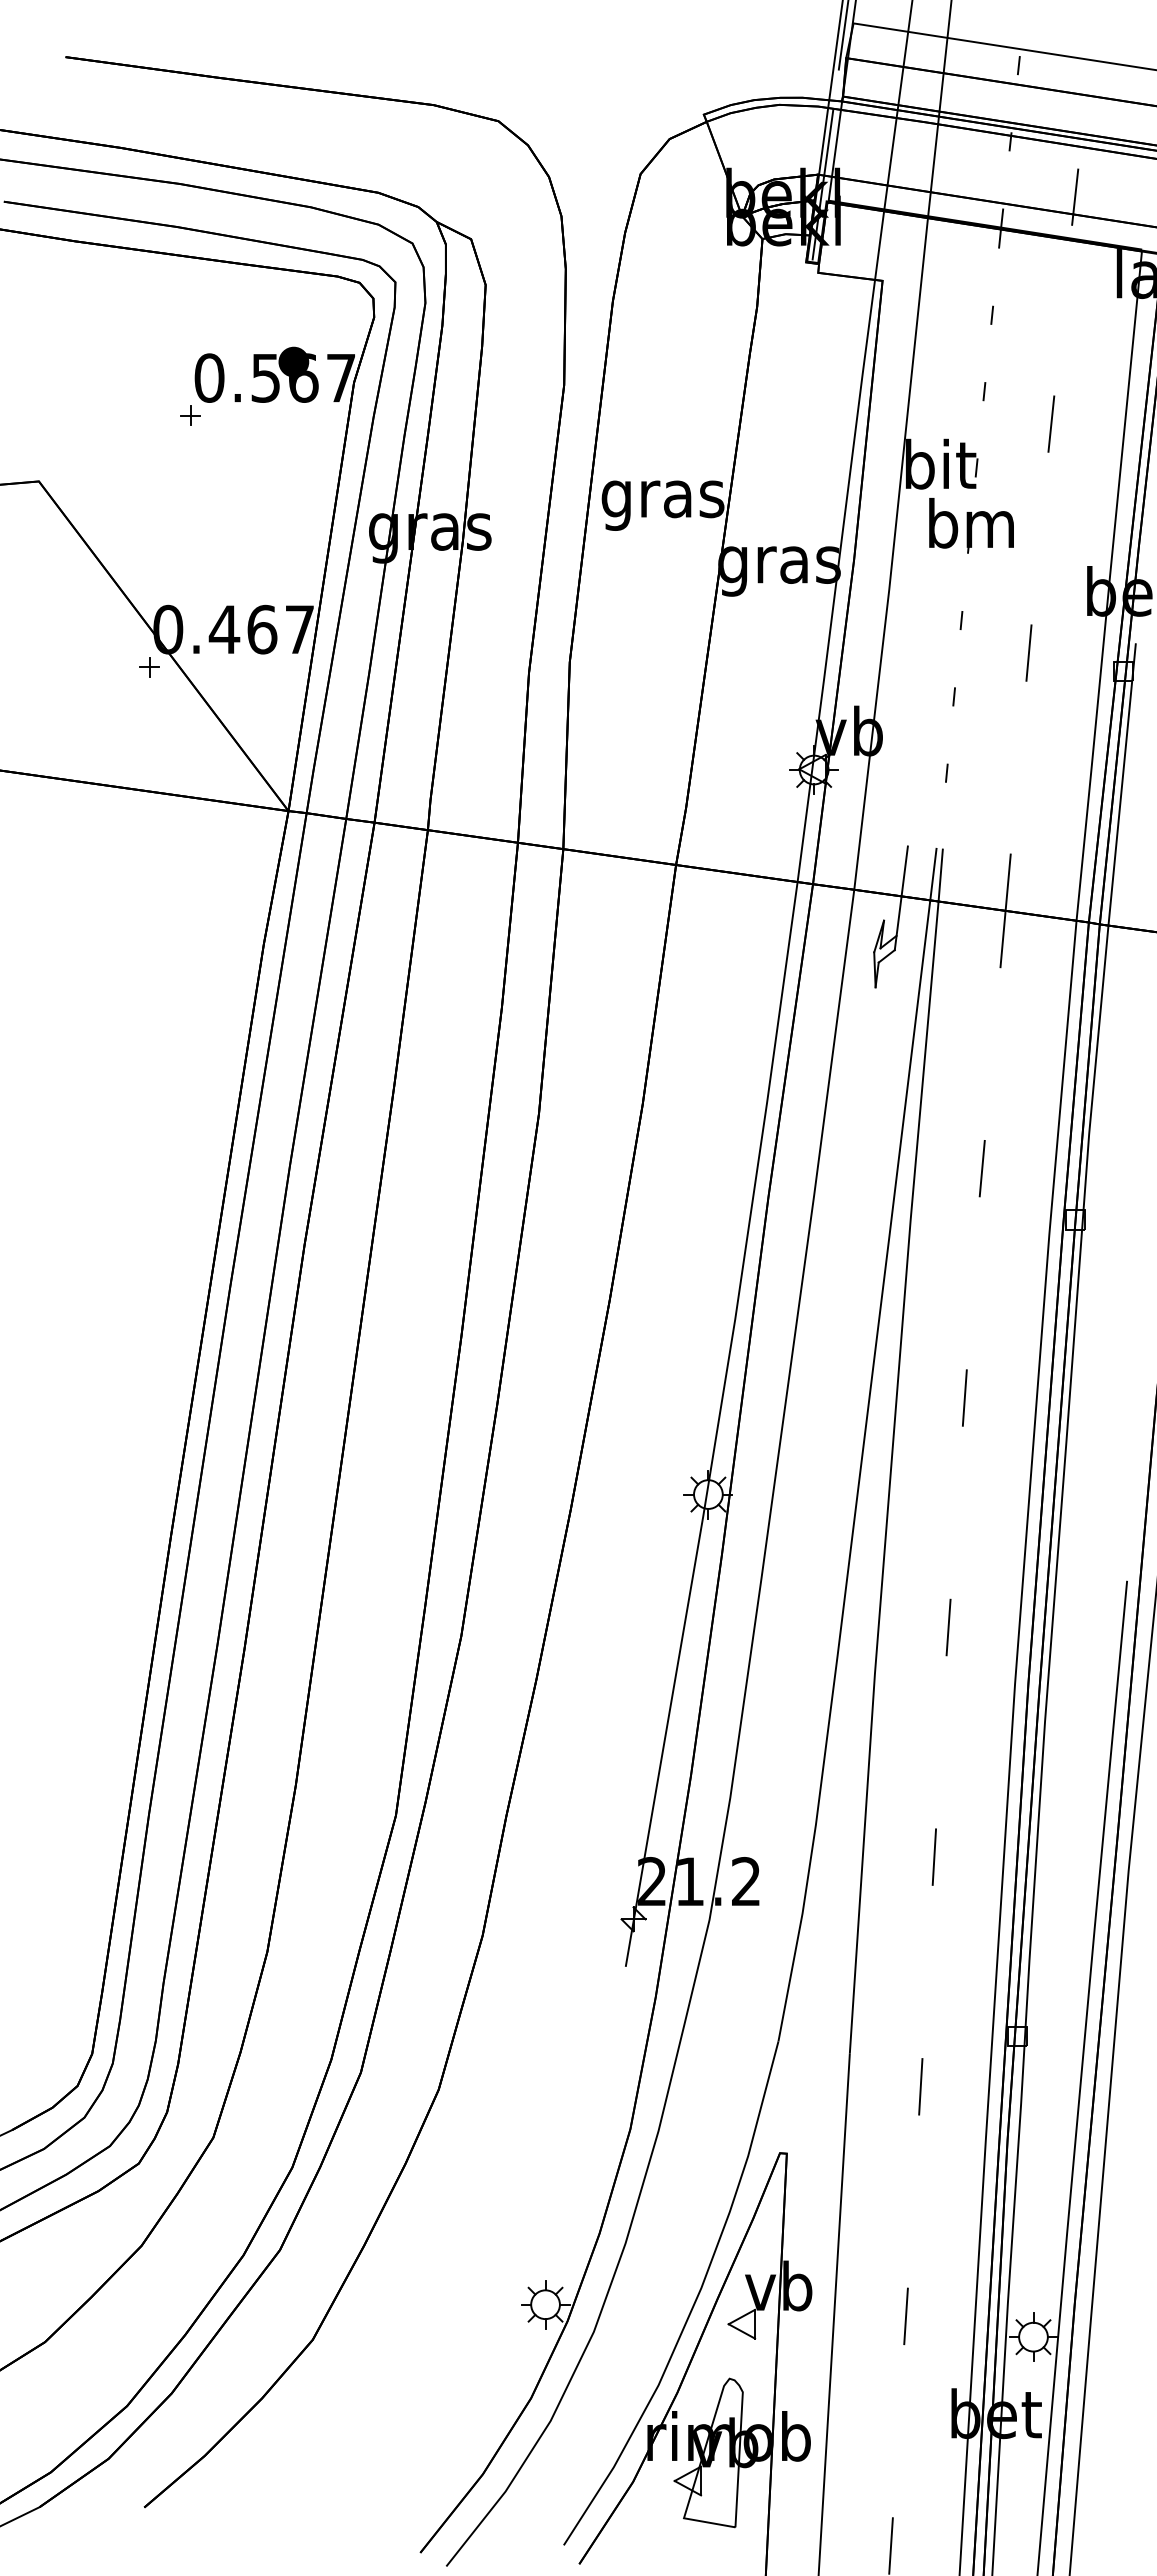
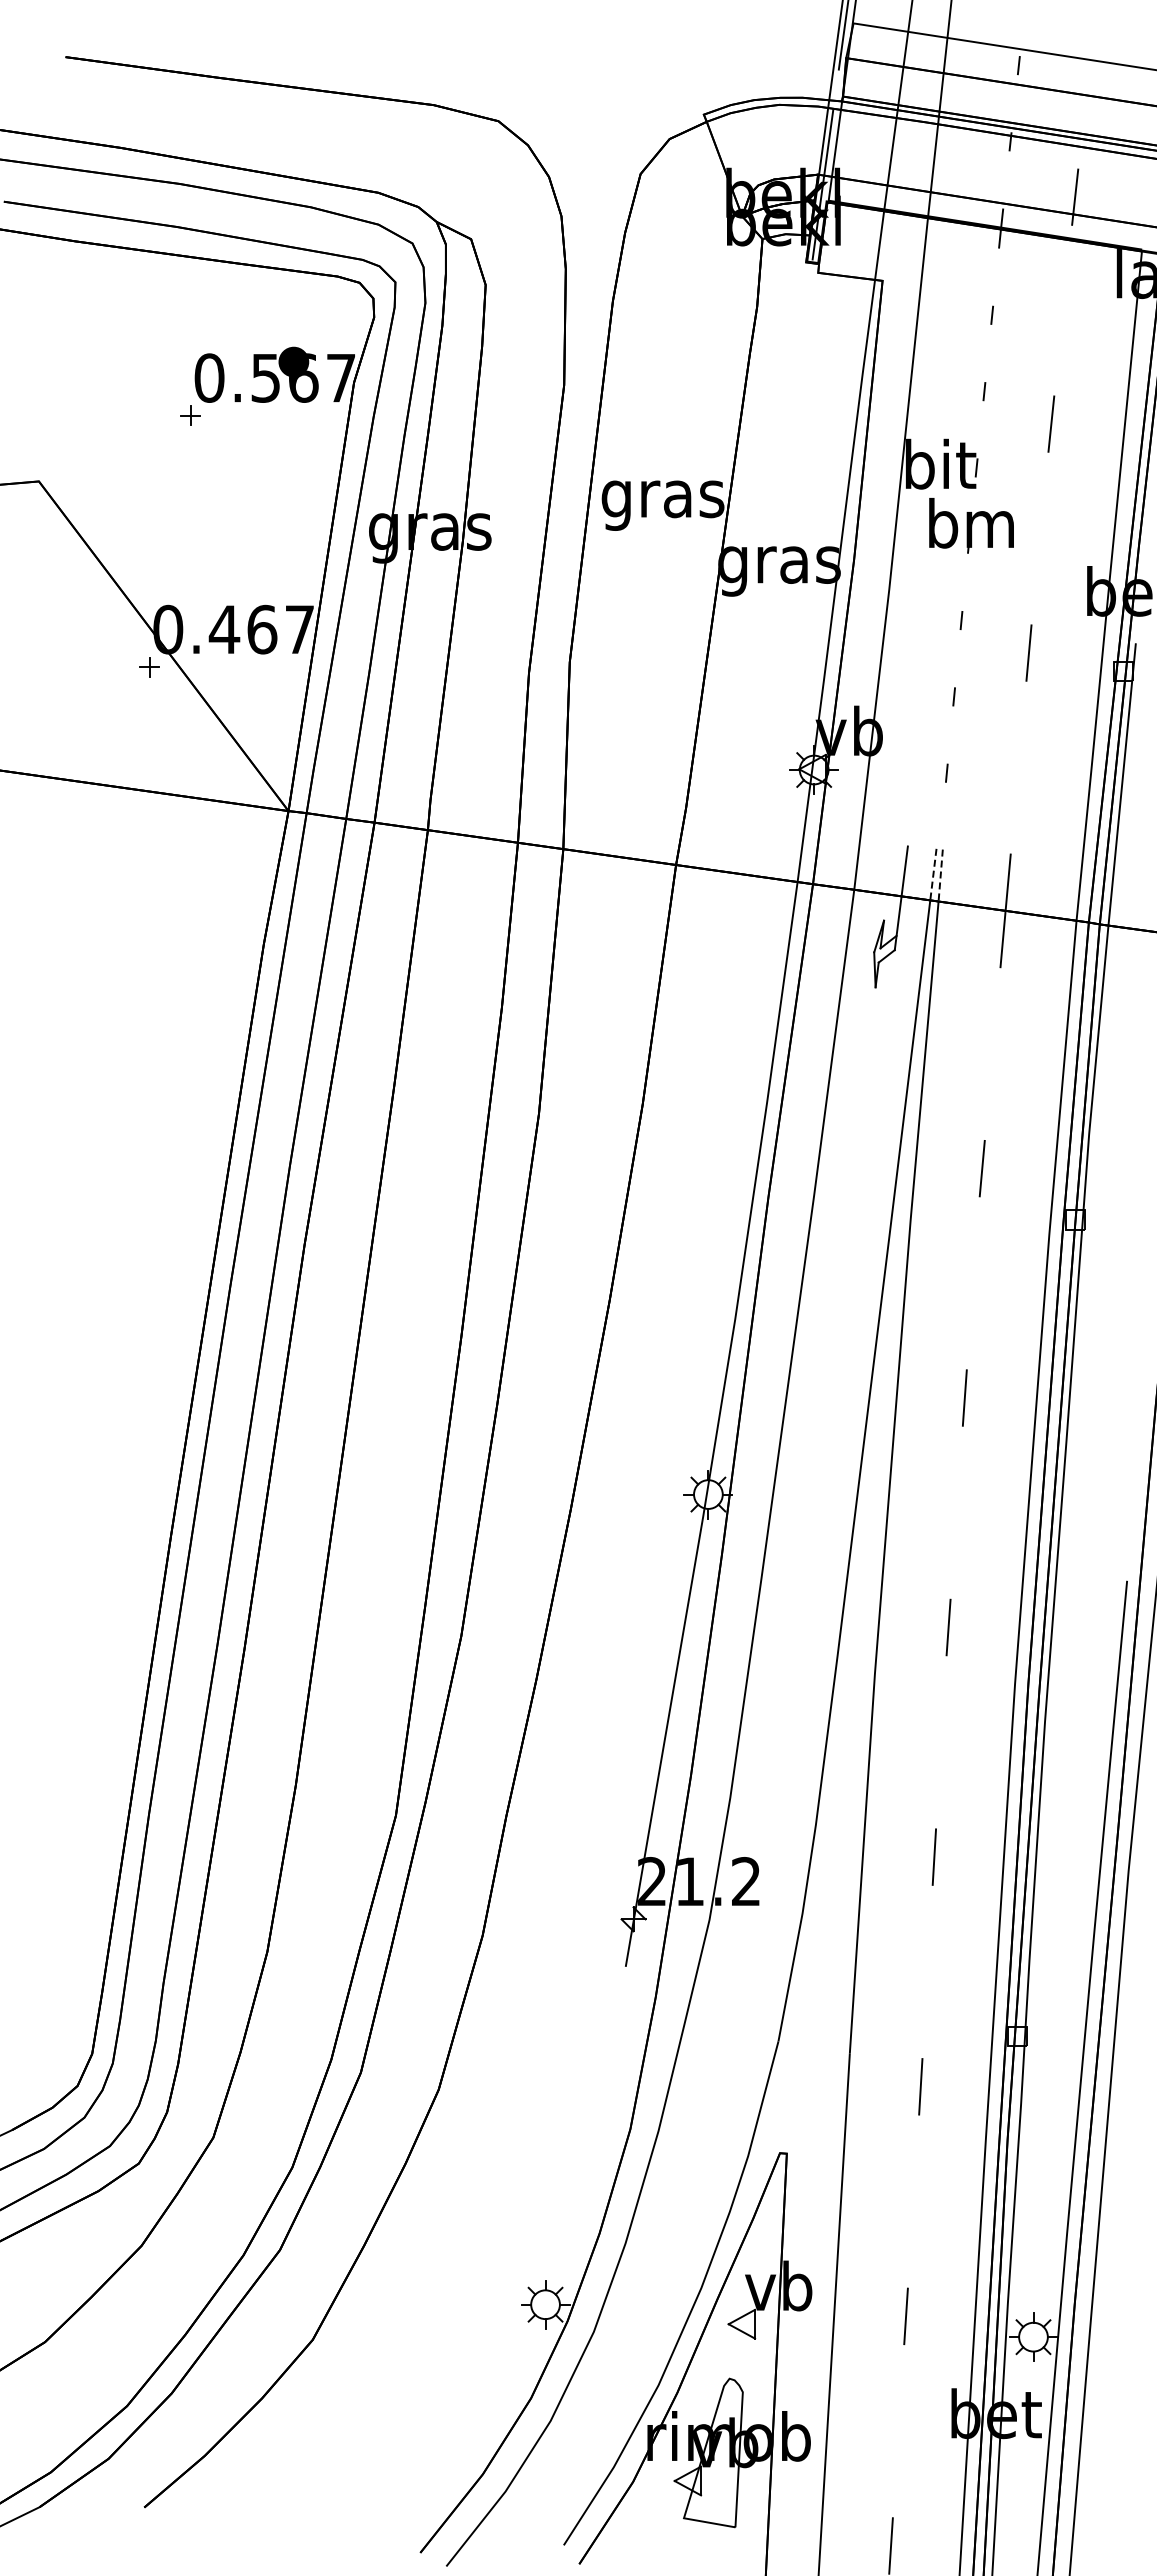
line: solid -> dashed (933, 874)
line: solid -> dashed (940, 876)
